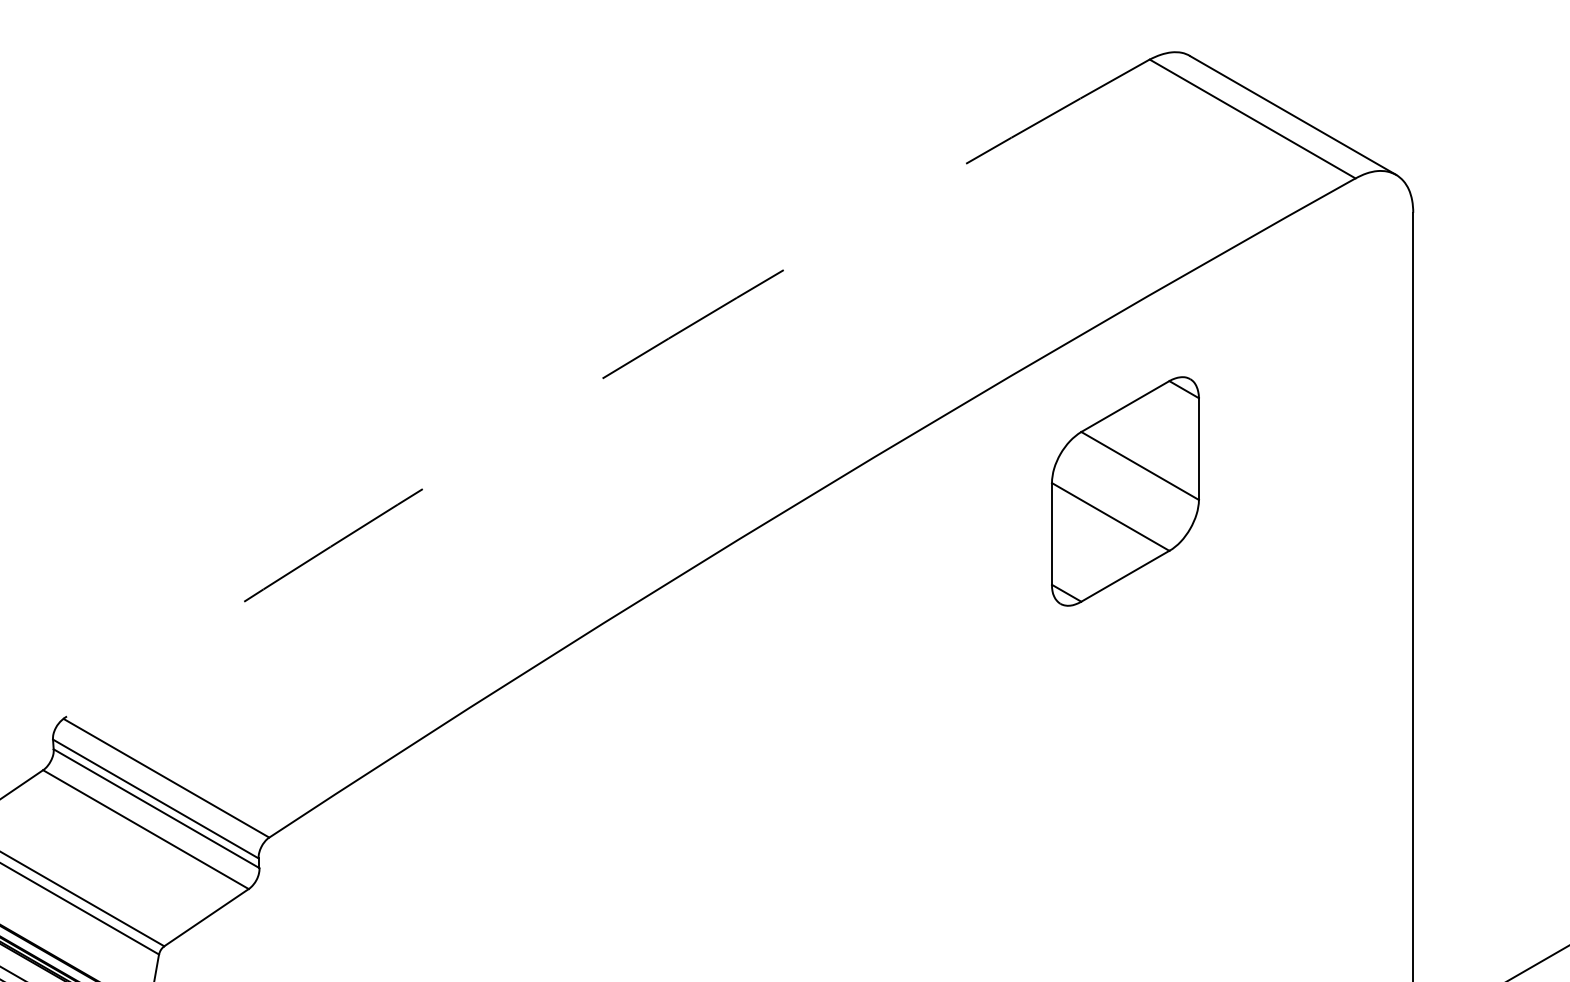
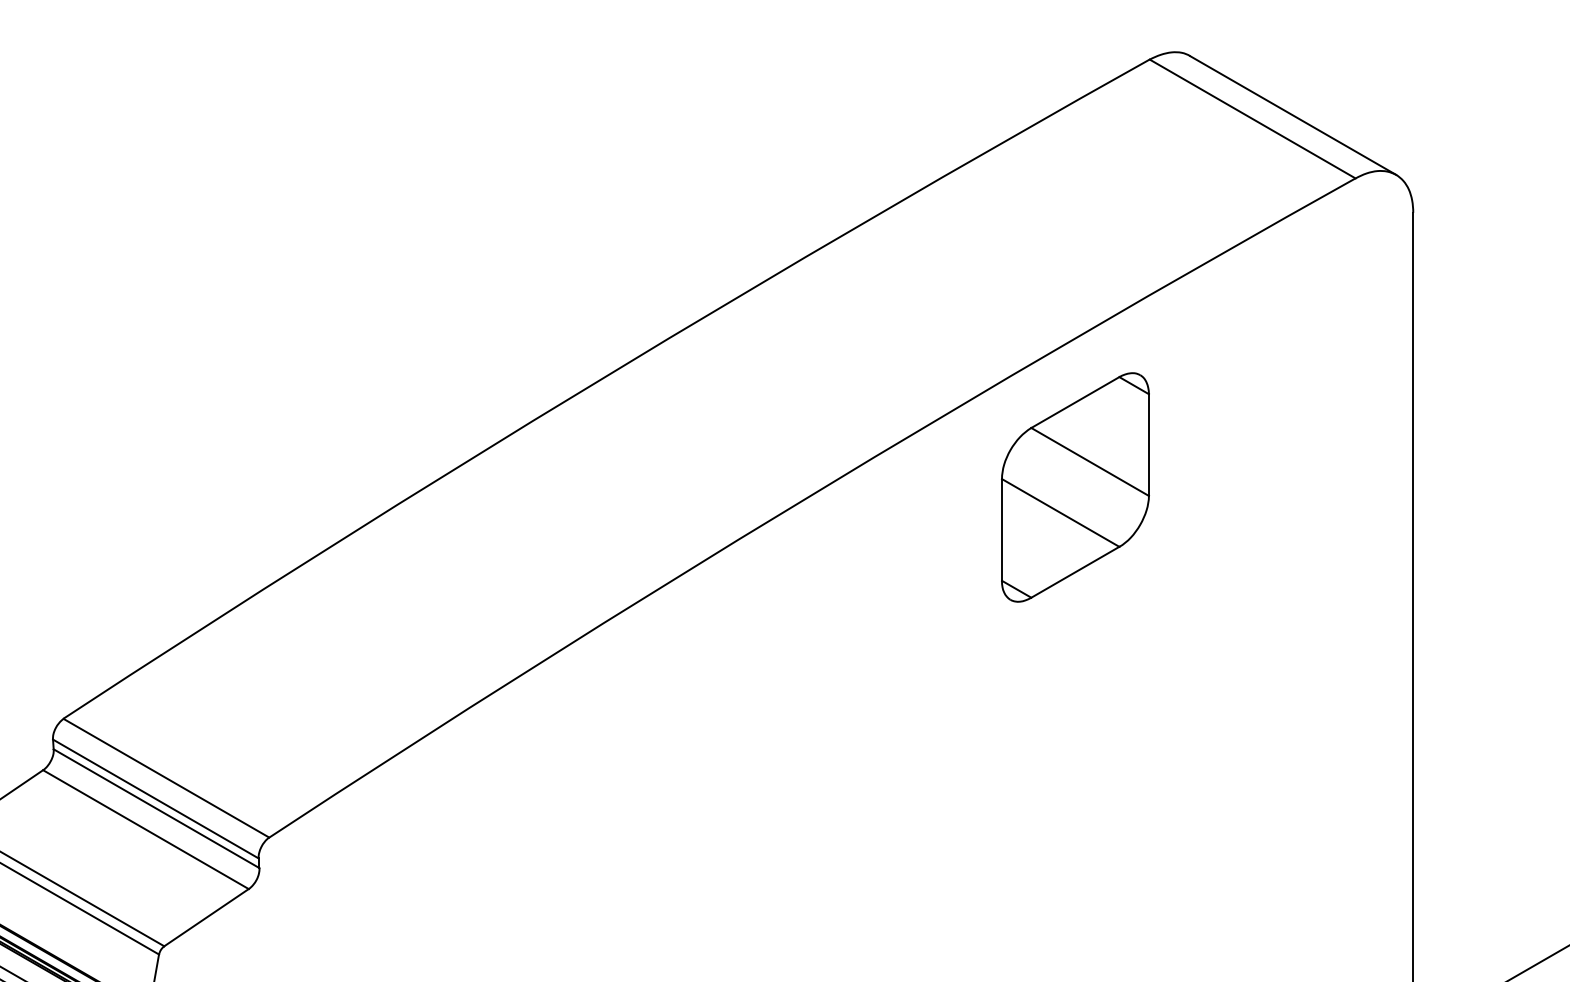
arc: dashed -> solid (600, 379)
part position: (1125, 491) -> (1075, 487) (1075, 487)
